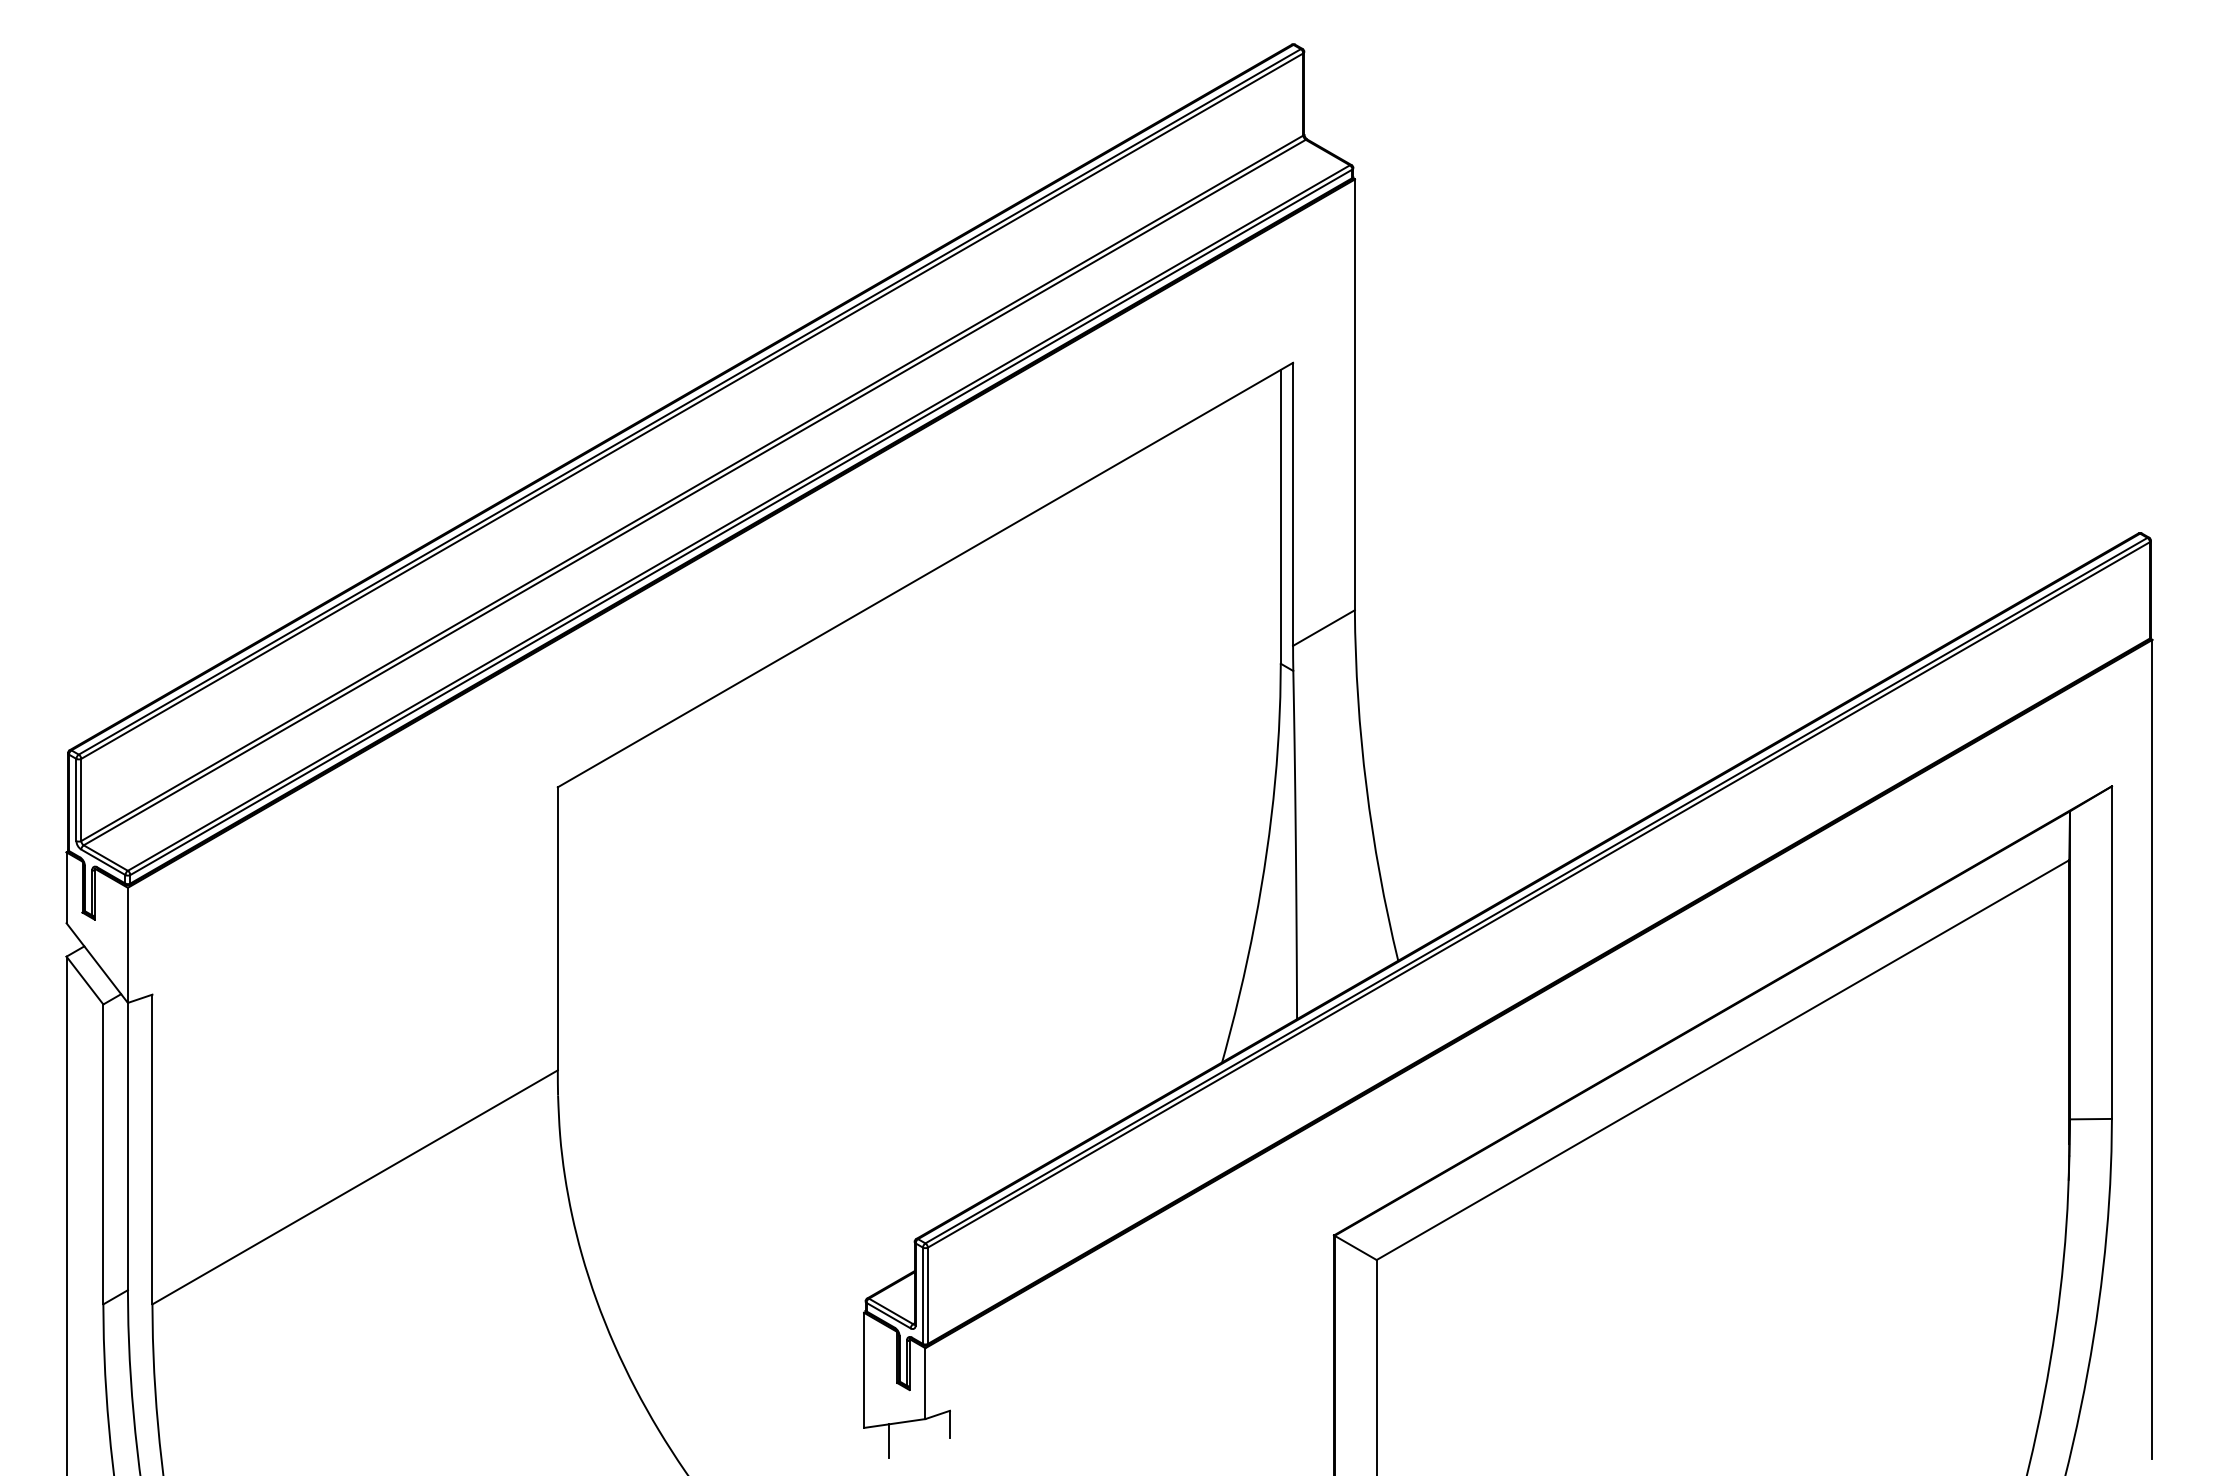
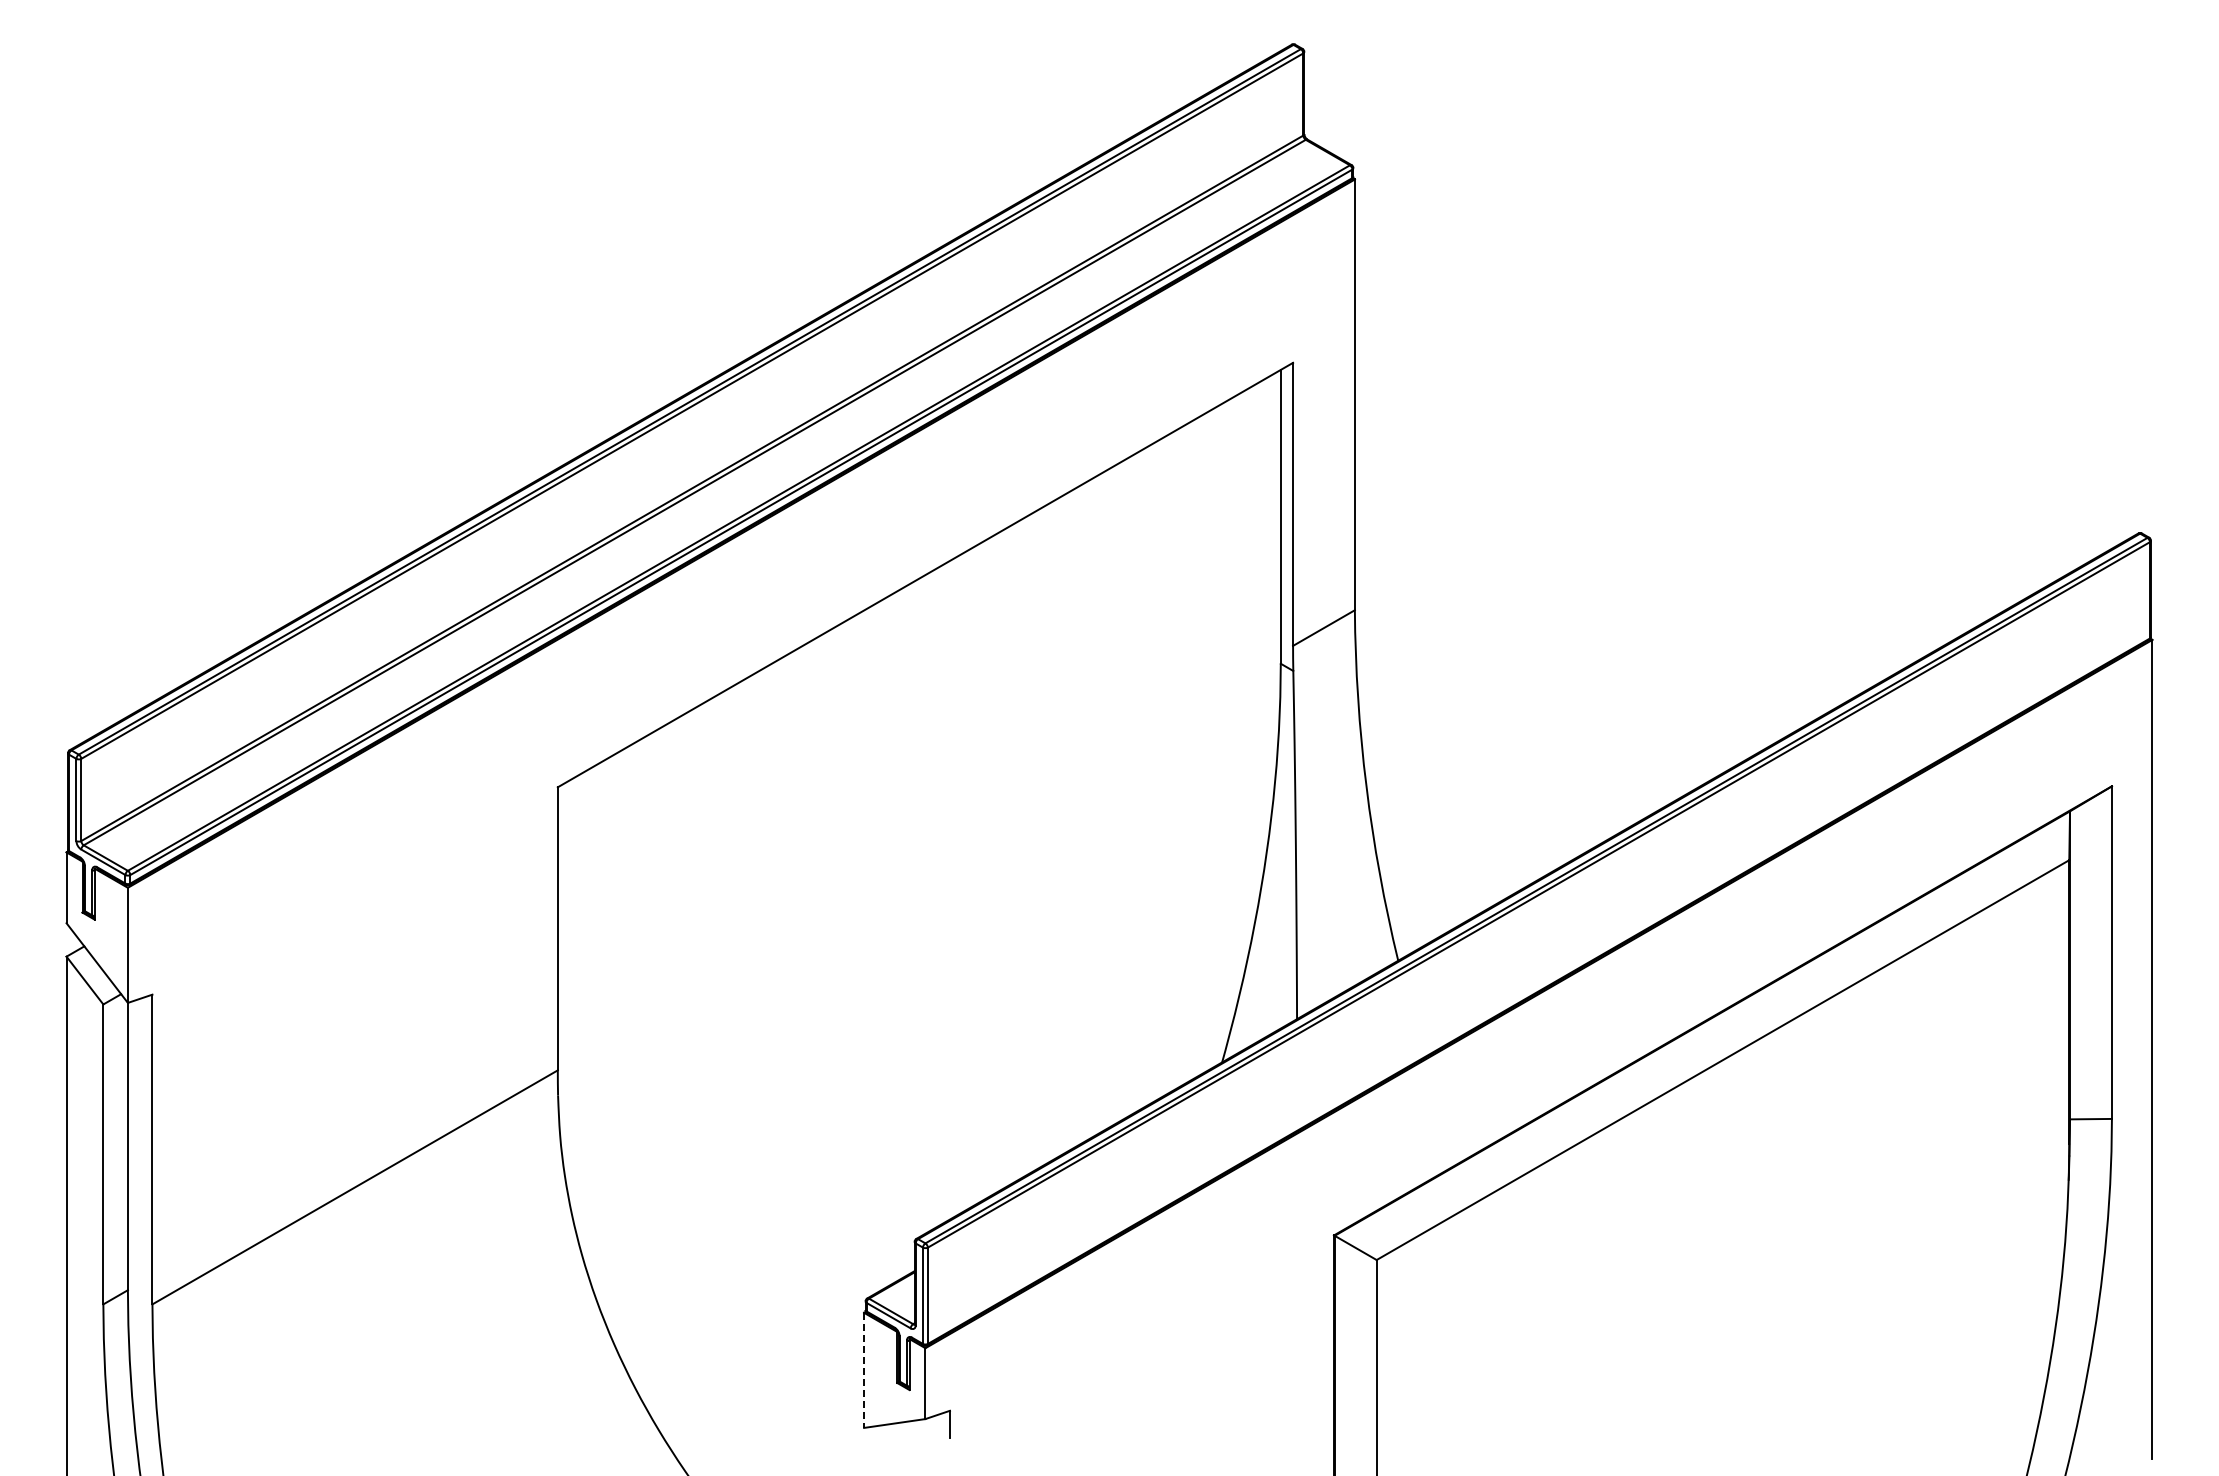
line: solid -> dashed (864, 1370)
line: present -> none (888, 1440)
